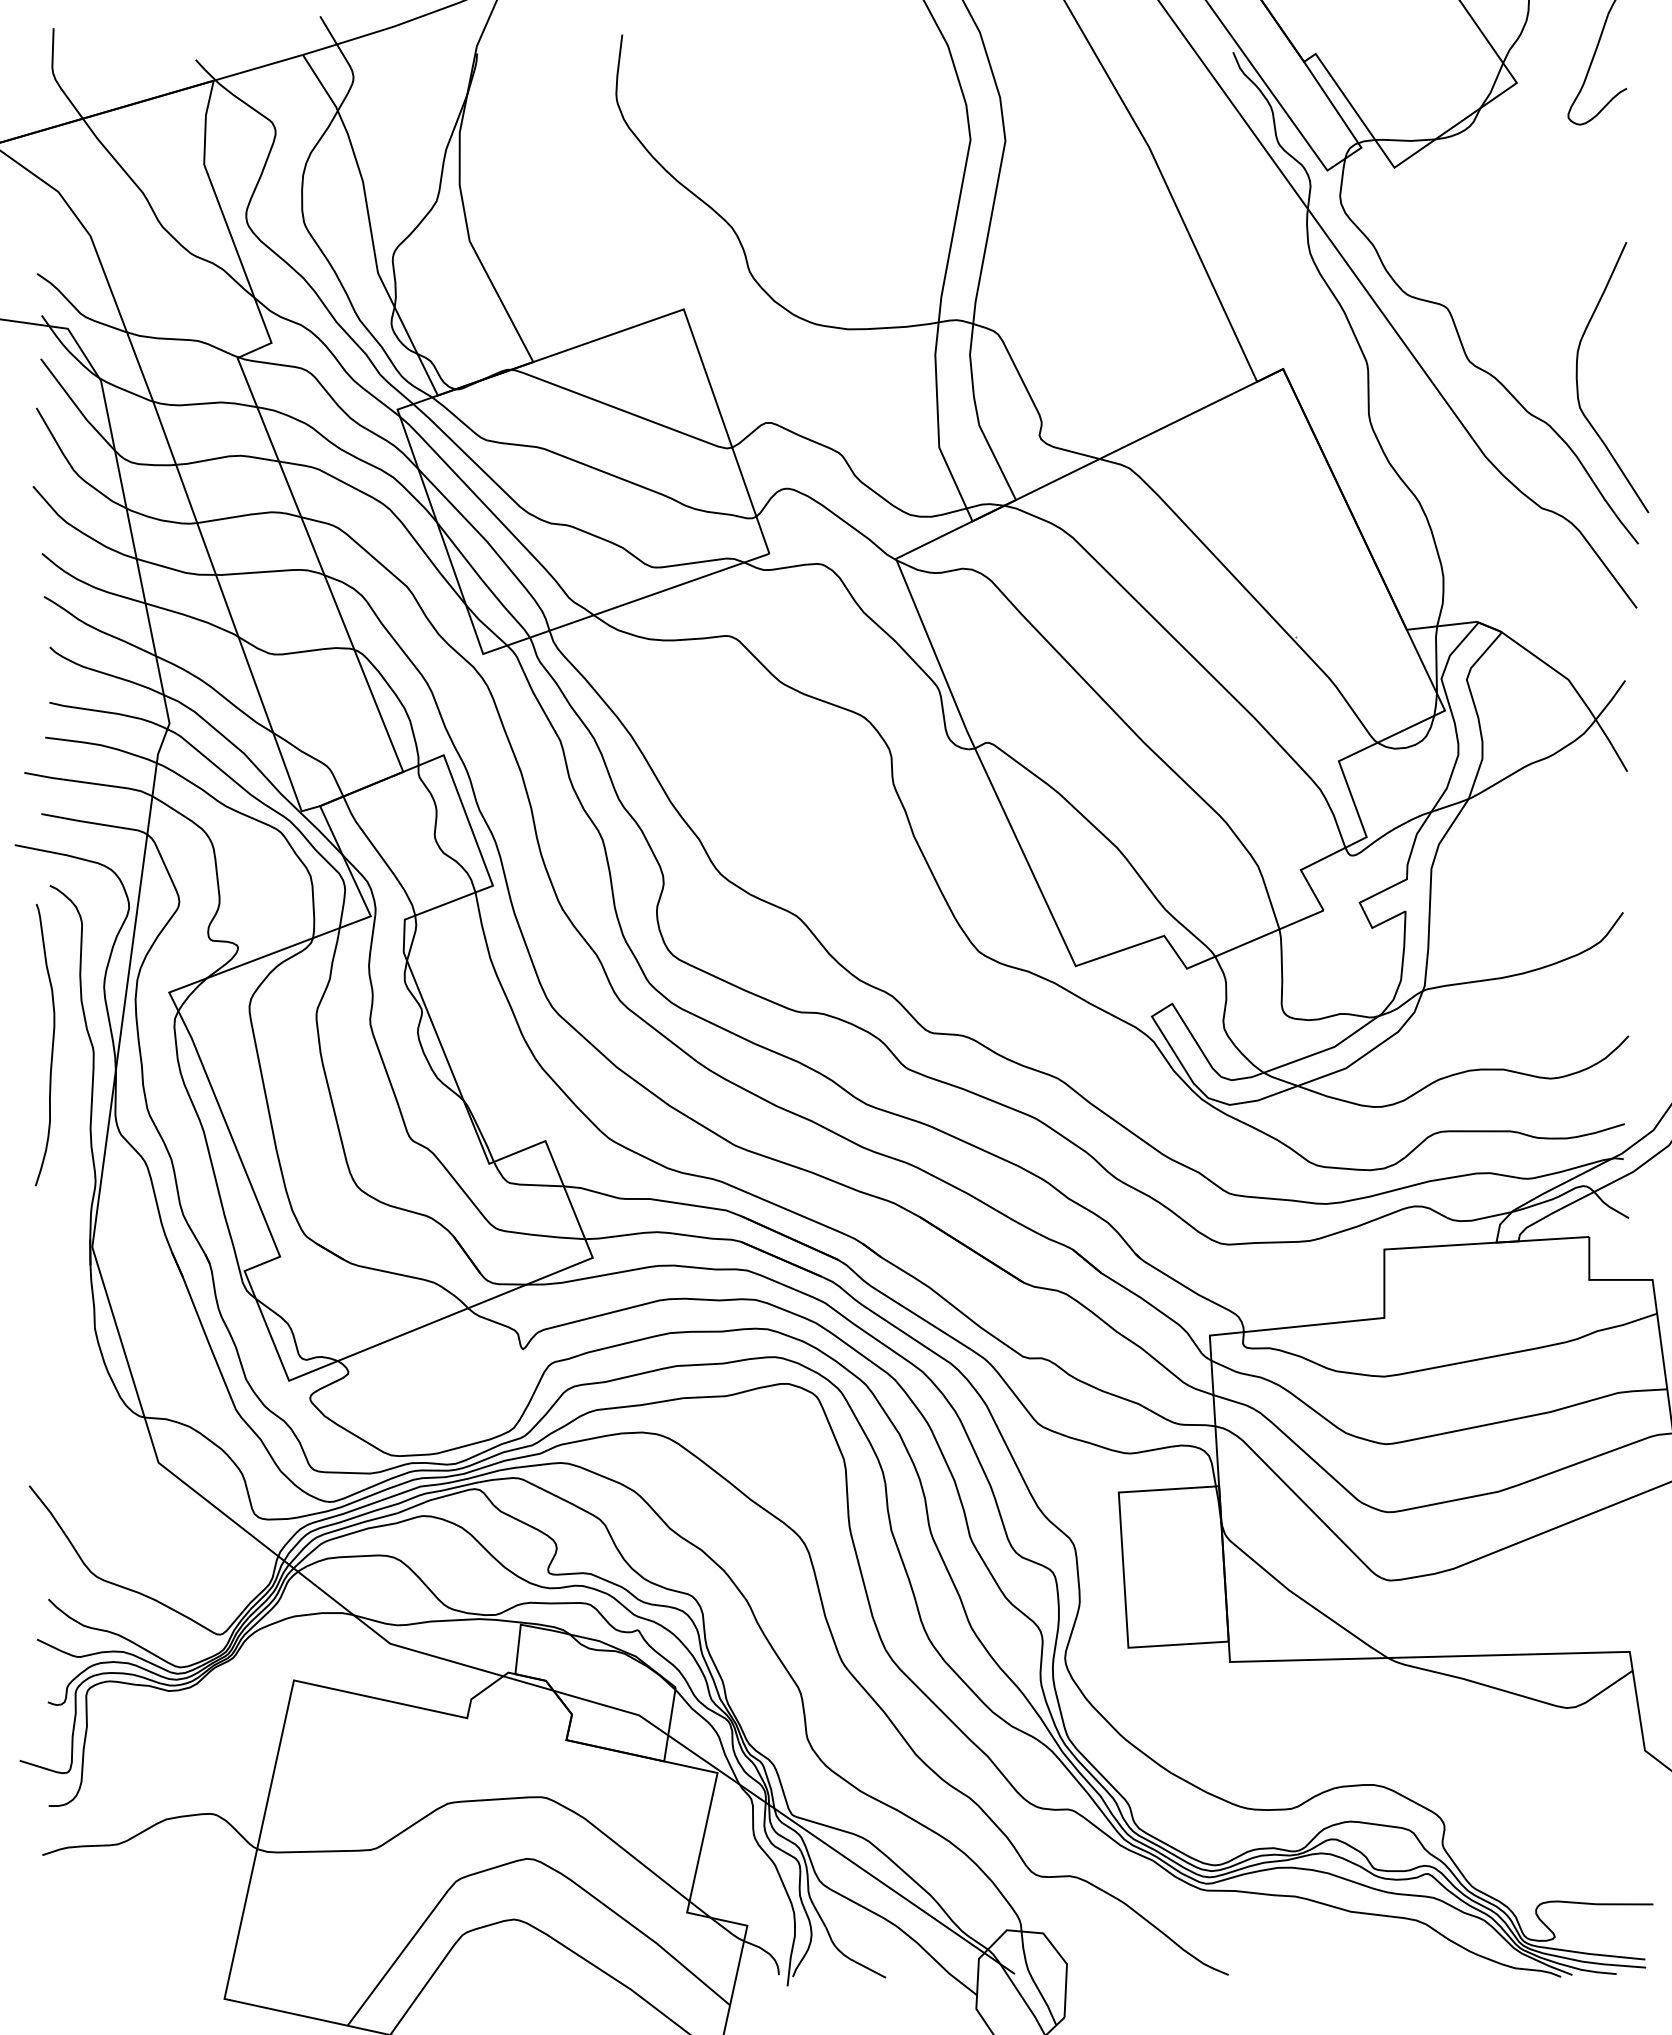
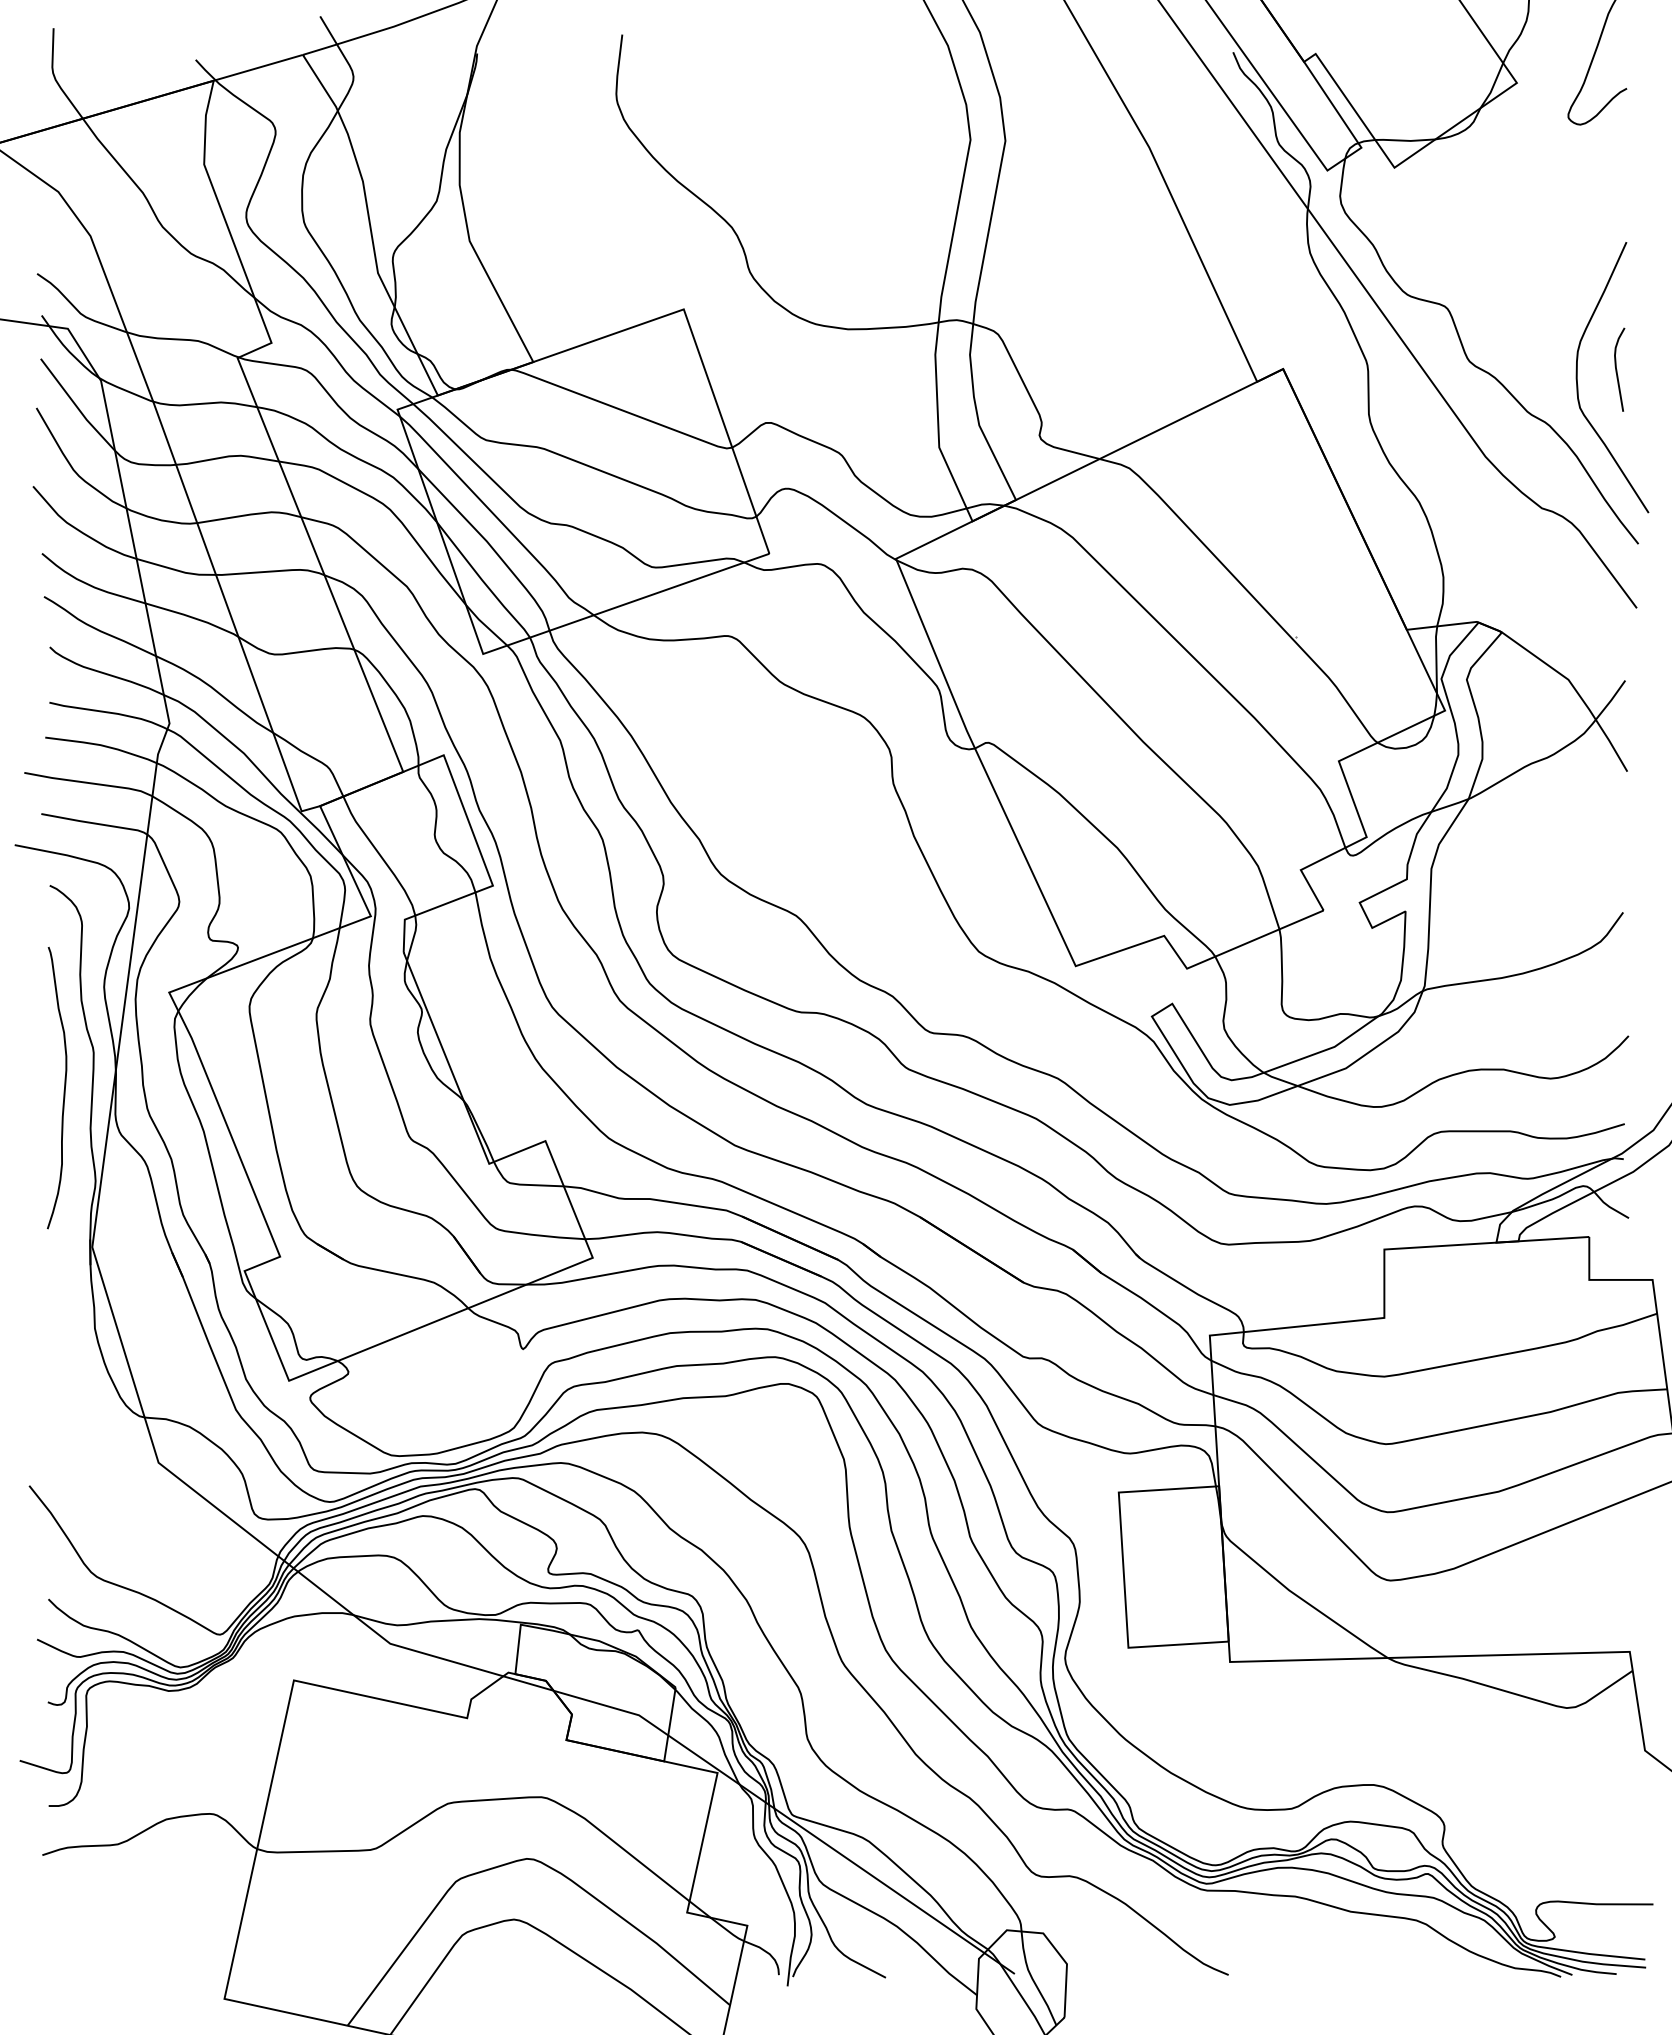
curve: none -> present (1617, 369)
curve position: (51, 1047) -> (63, 1090) (63, 1090)
